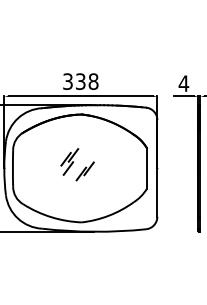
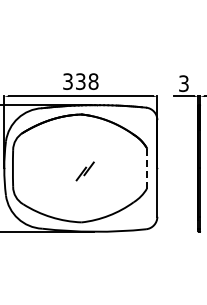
text: 4 -> 3 (183, 83)
part: present -> none (69, 161)
line: solid -> dashed (146, 167)
